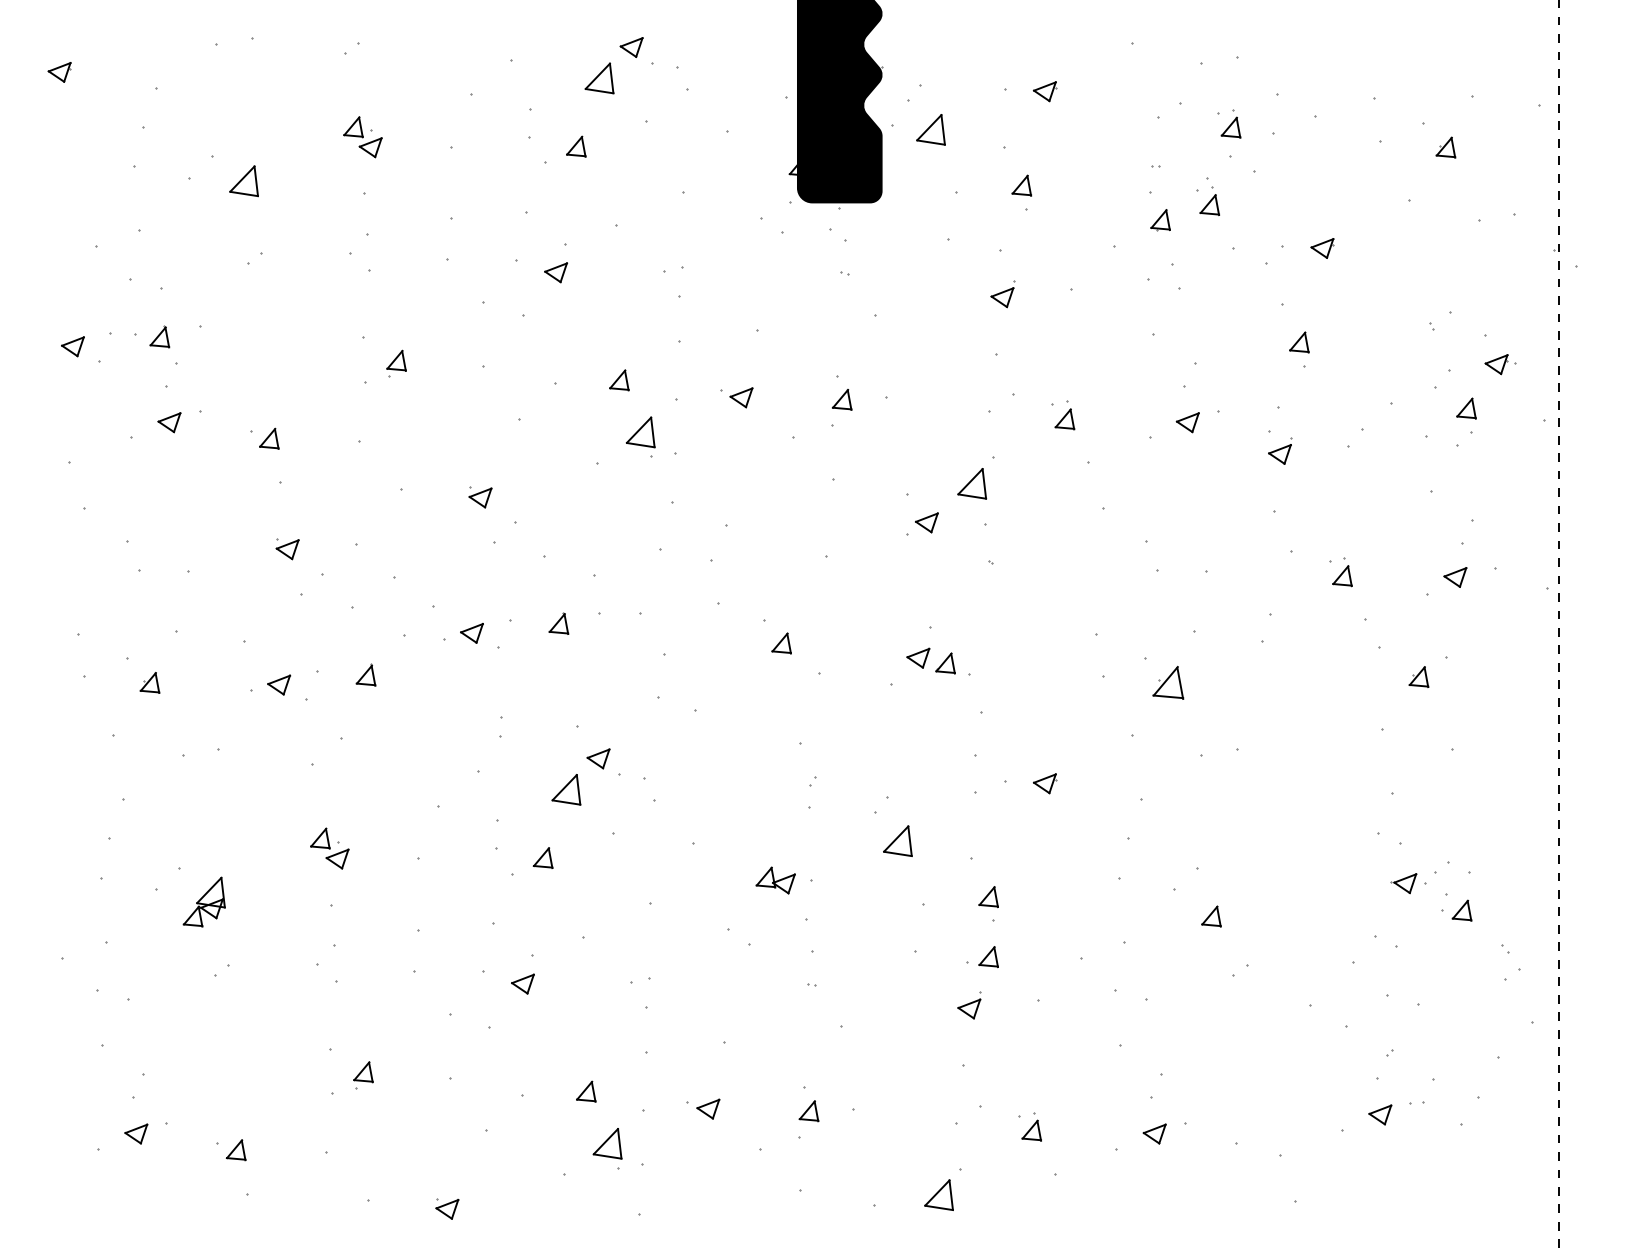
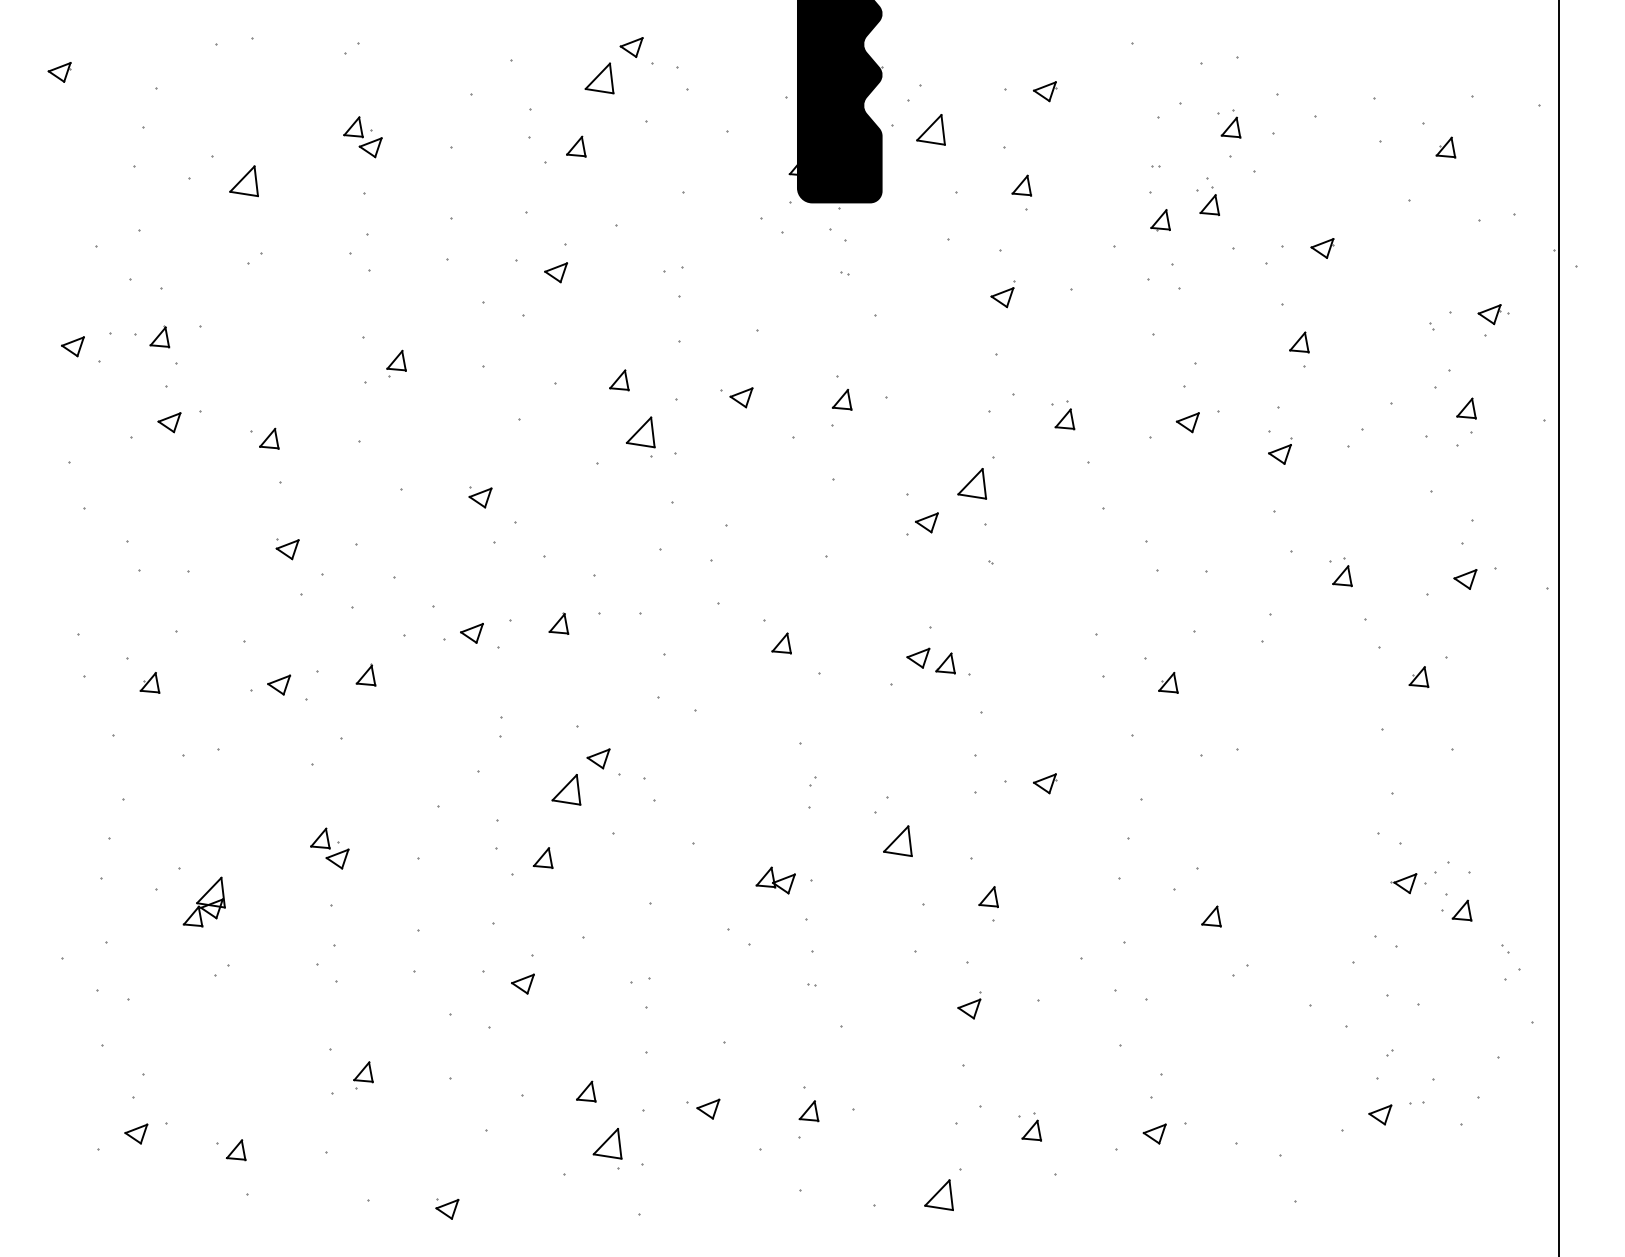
part position: (1500, 364) -> (1493, 314) (1493, 314)
part position: (1455, 577) -> (1465, 579) (1465, 579)
line: dashed -> solid (1558, 628)
part size: 33x34 px -> 21x22 px (1168, 682)
part: present -> none (988, 957)
